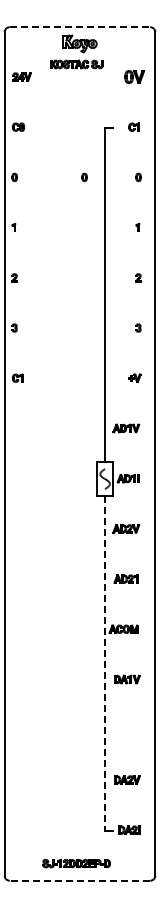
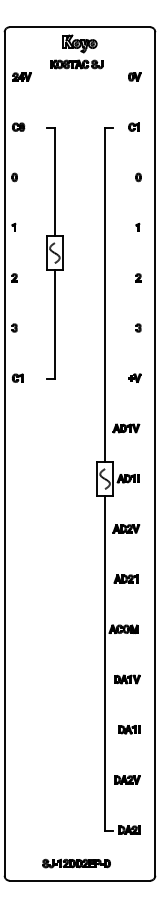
line: dashed -> solid (80, 27)
part size: 22x14 px -> 14x10 px (134, 76)
part: present -> none (84, 177)
part: none -> present (54, 253)
line: dashed -> solid (105, 663)
part: none -> present (129, 729)
line: dashed -> solid (79, 880)
